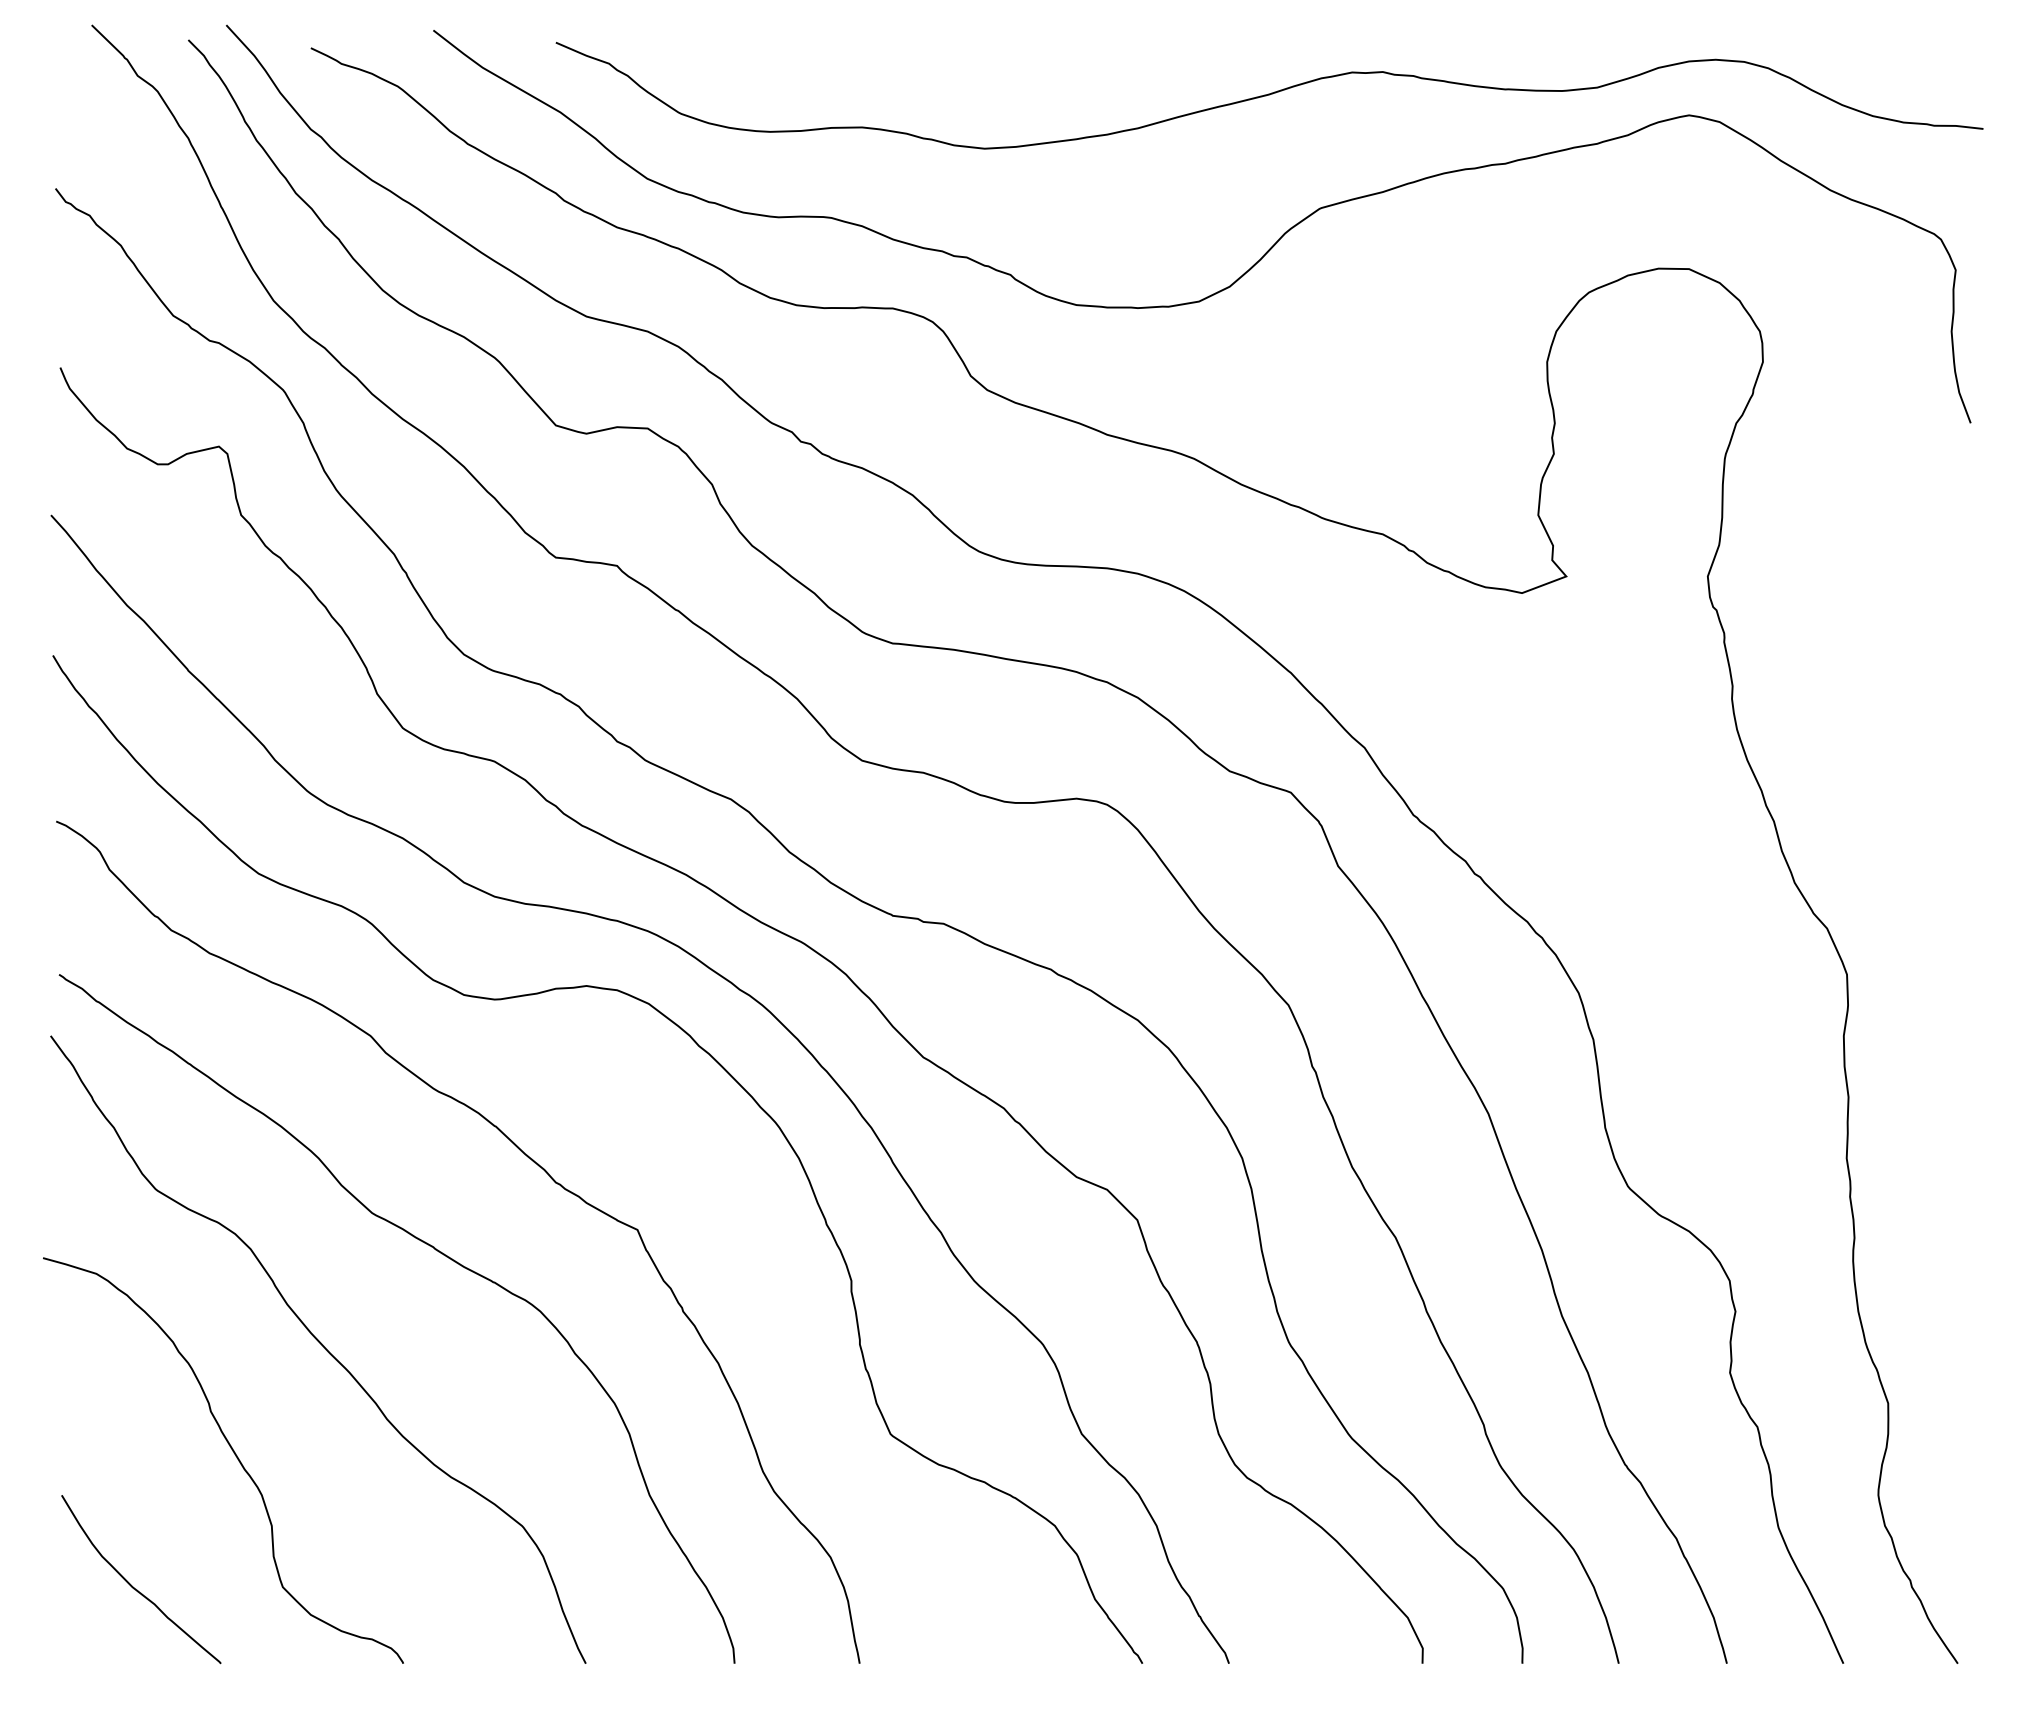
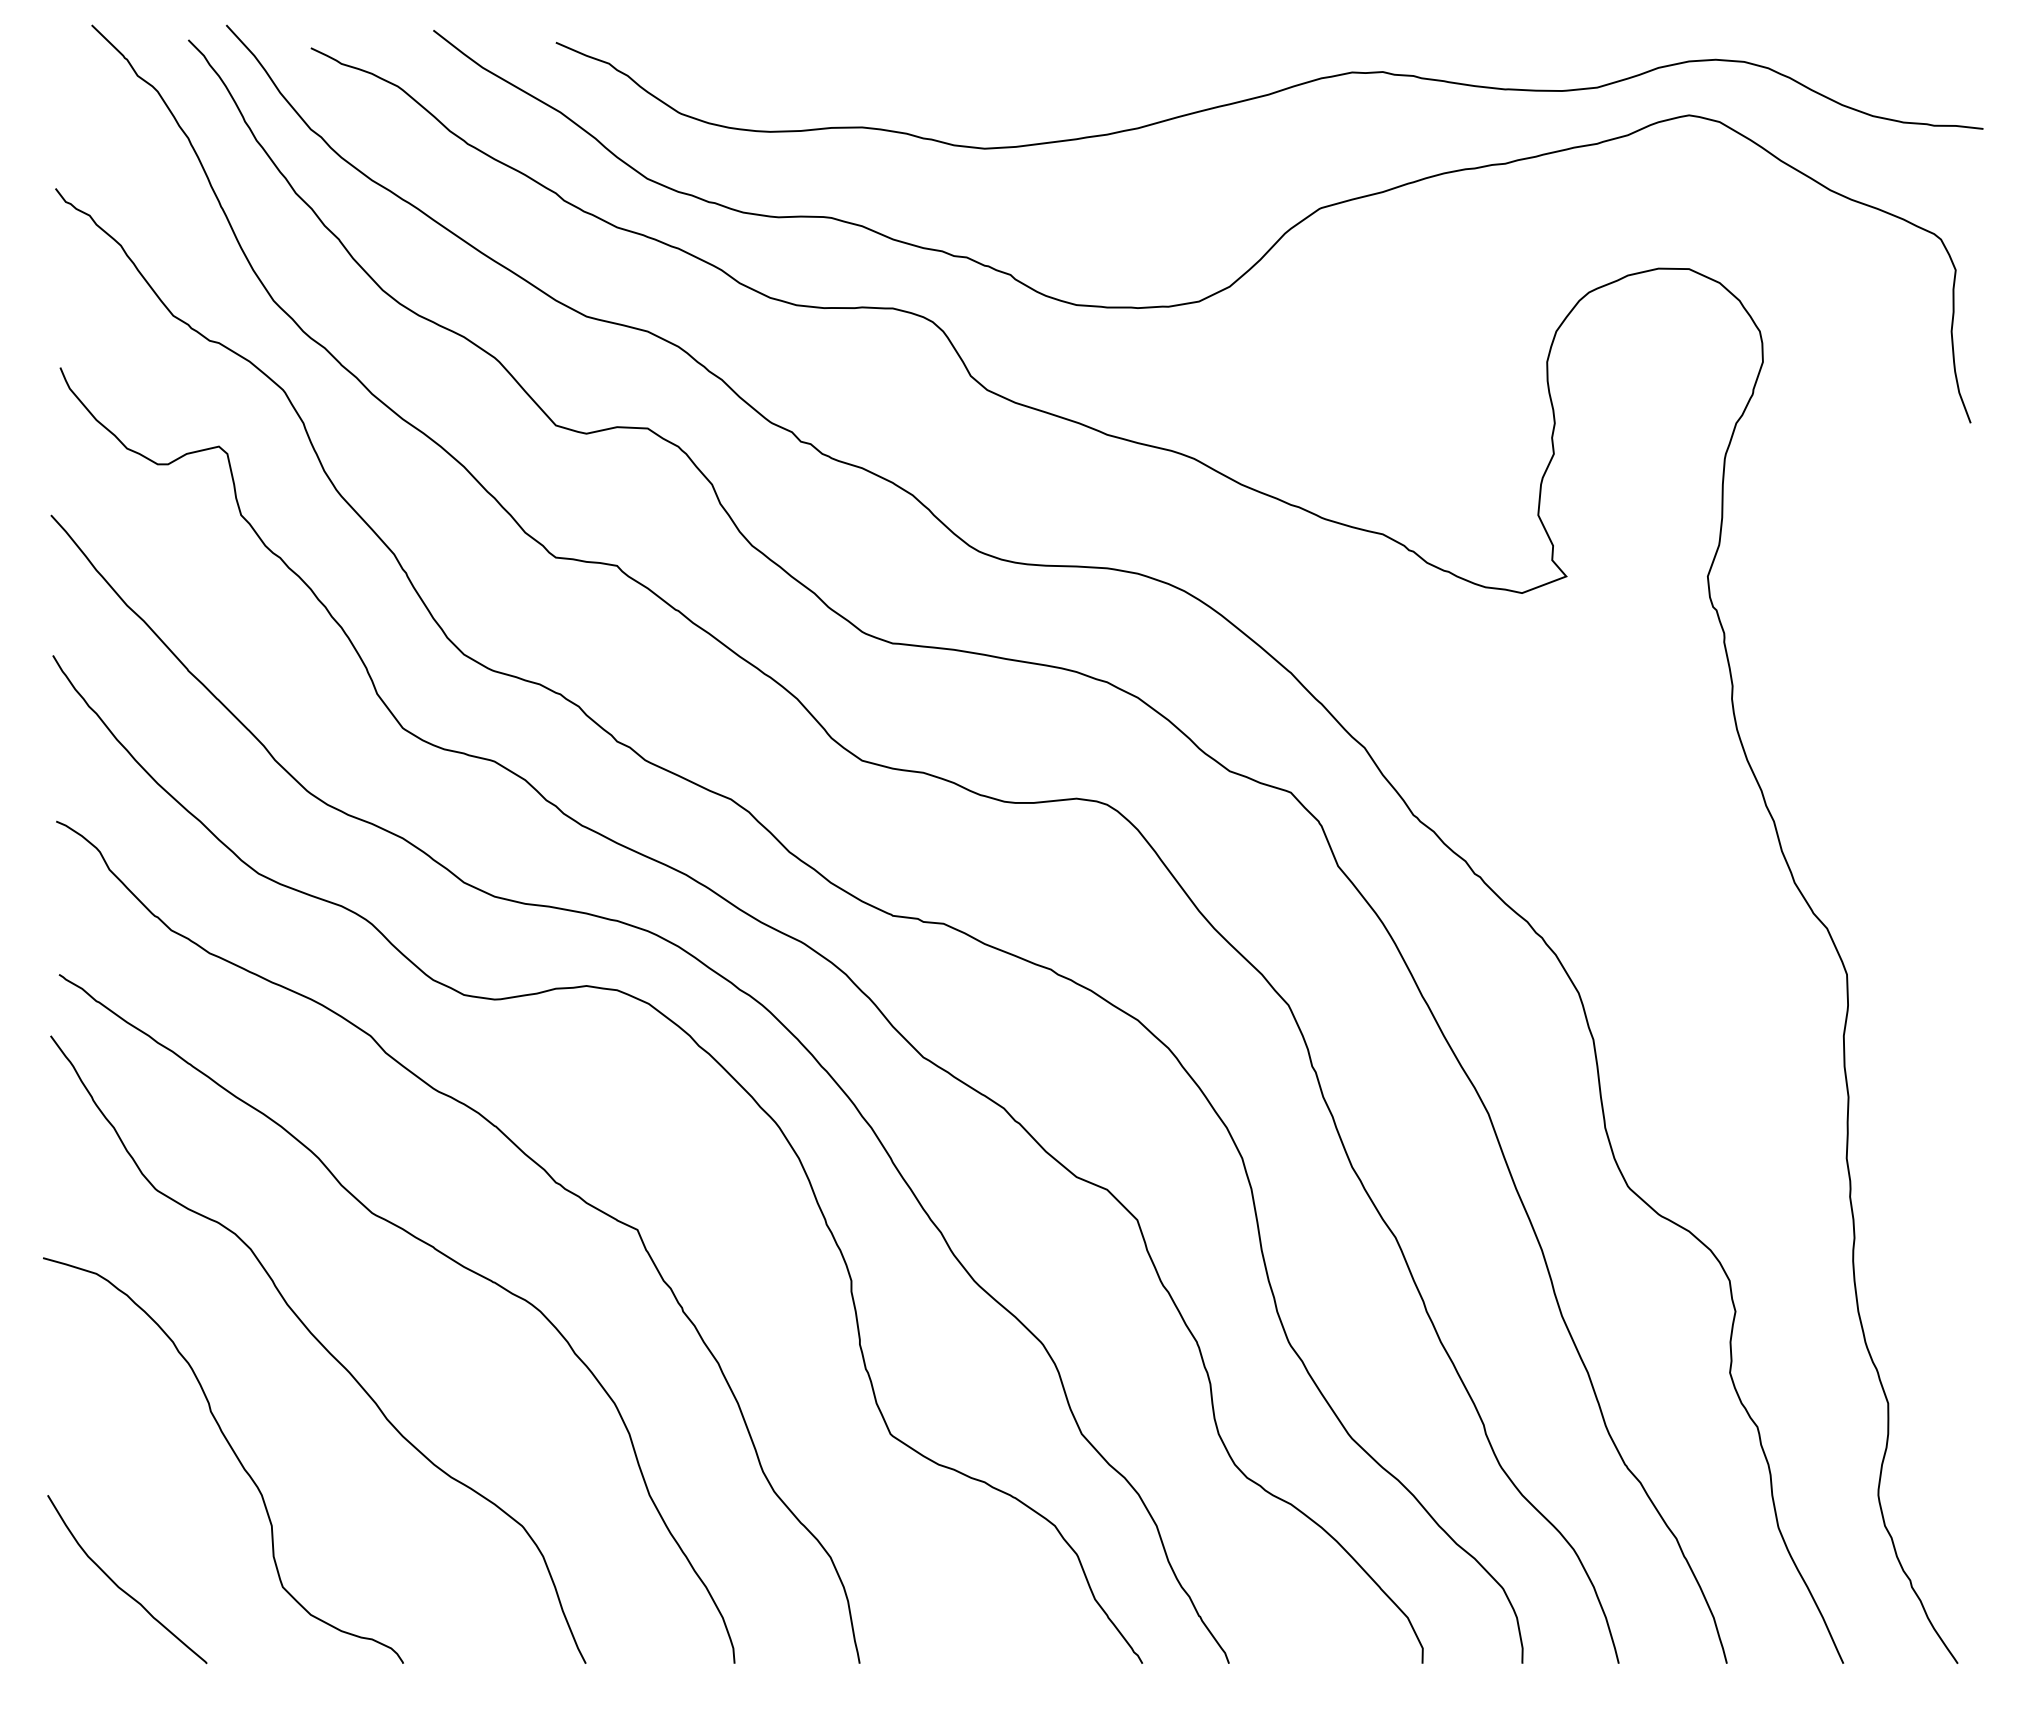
curve position: (133, 1586) -> (119, 1586) (119, 1586)
